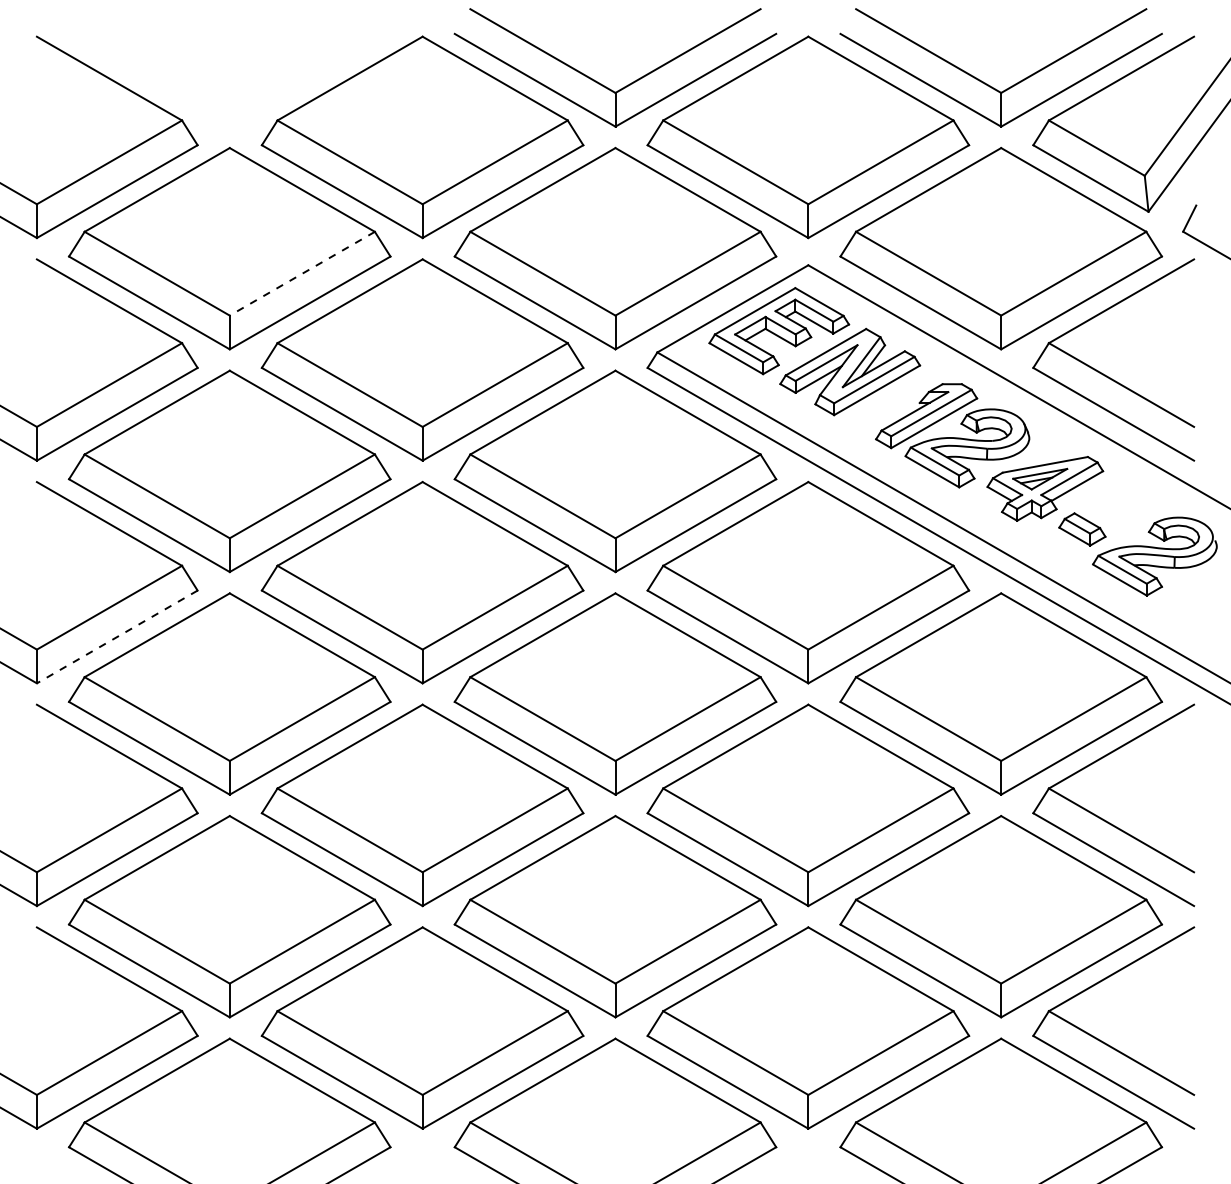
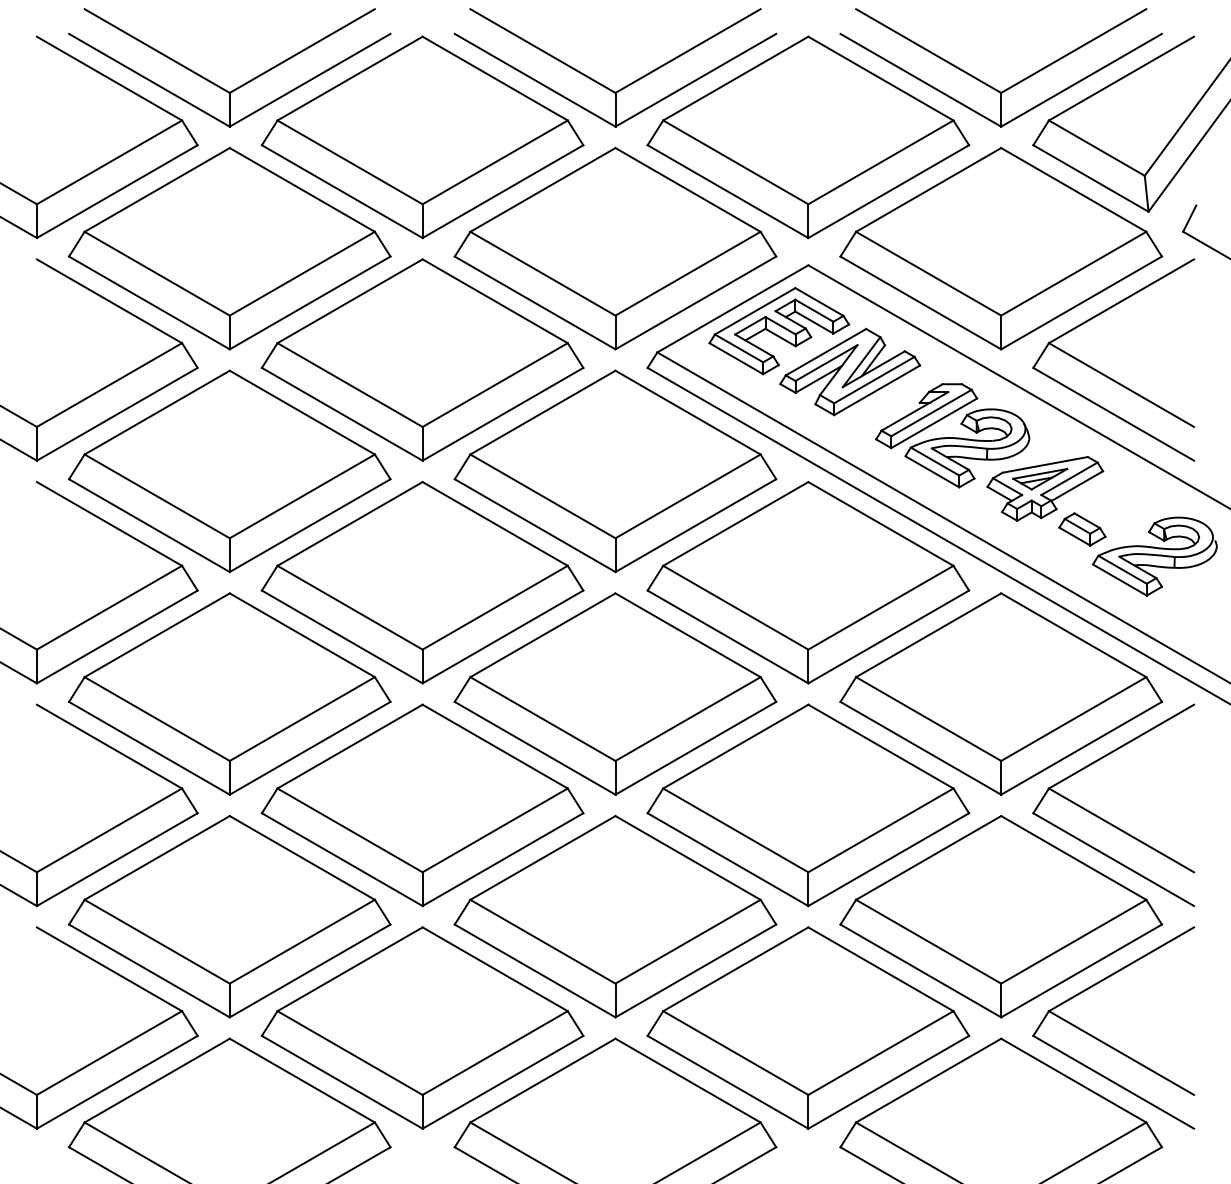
part: none -> present (219, 85)
line: dashed -> solid (302, 273)
line: dashed -> solid (117, 636)
